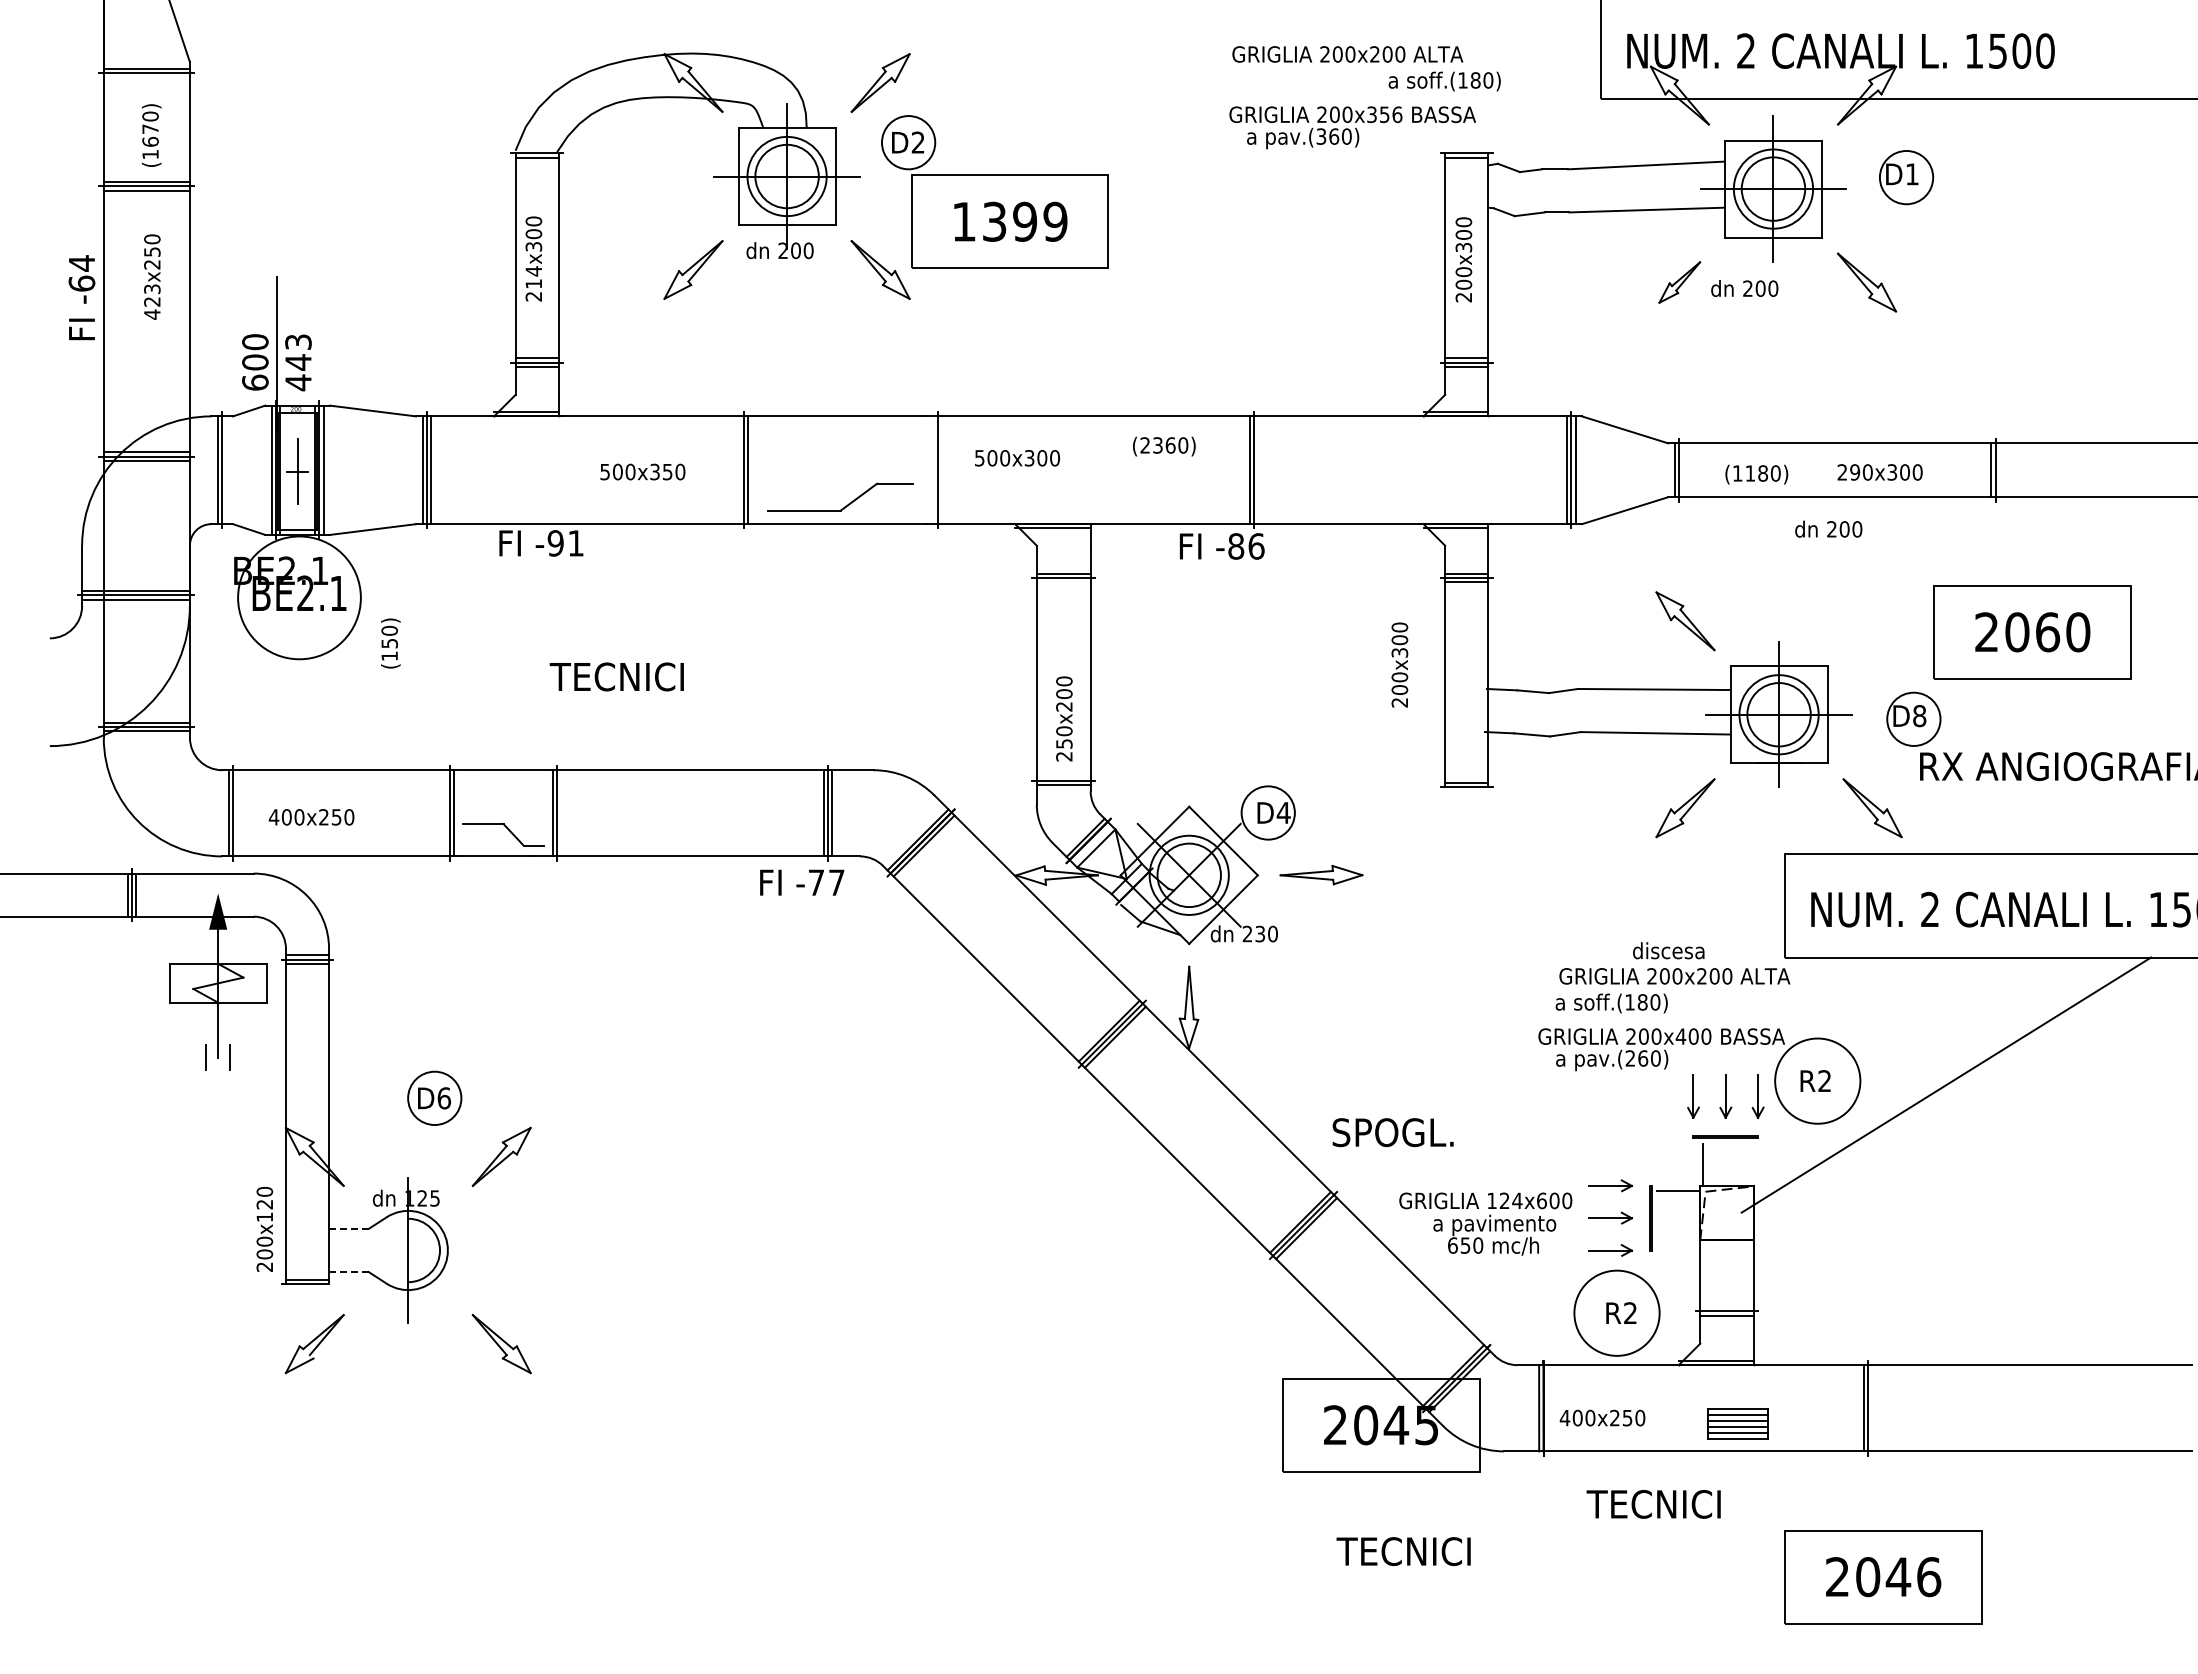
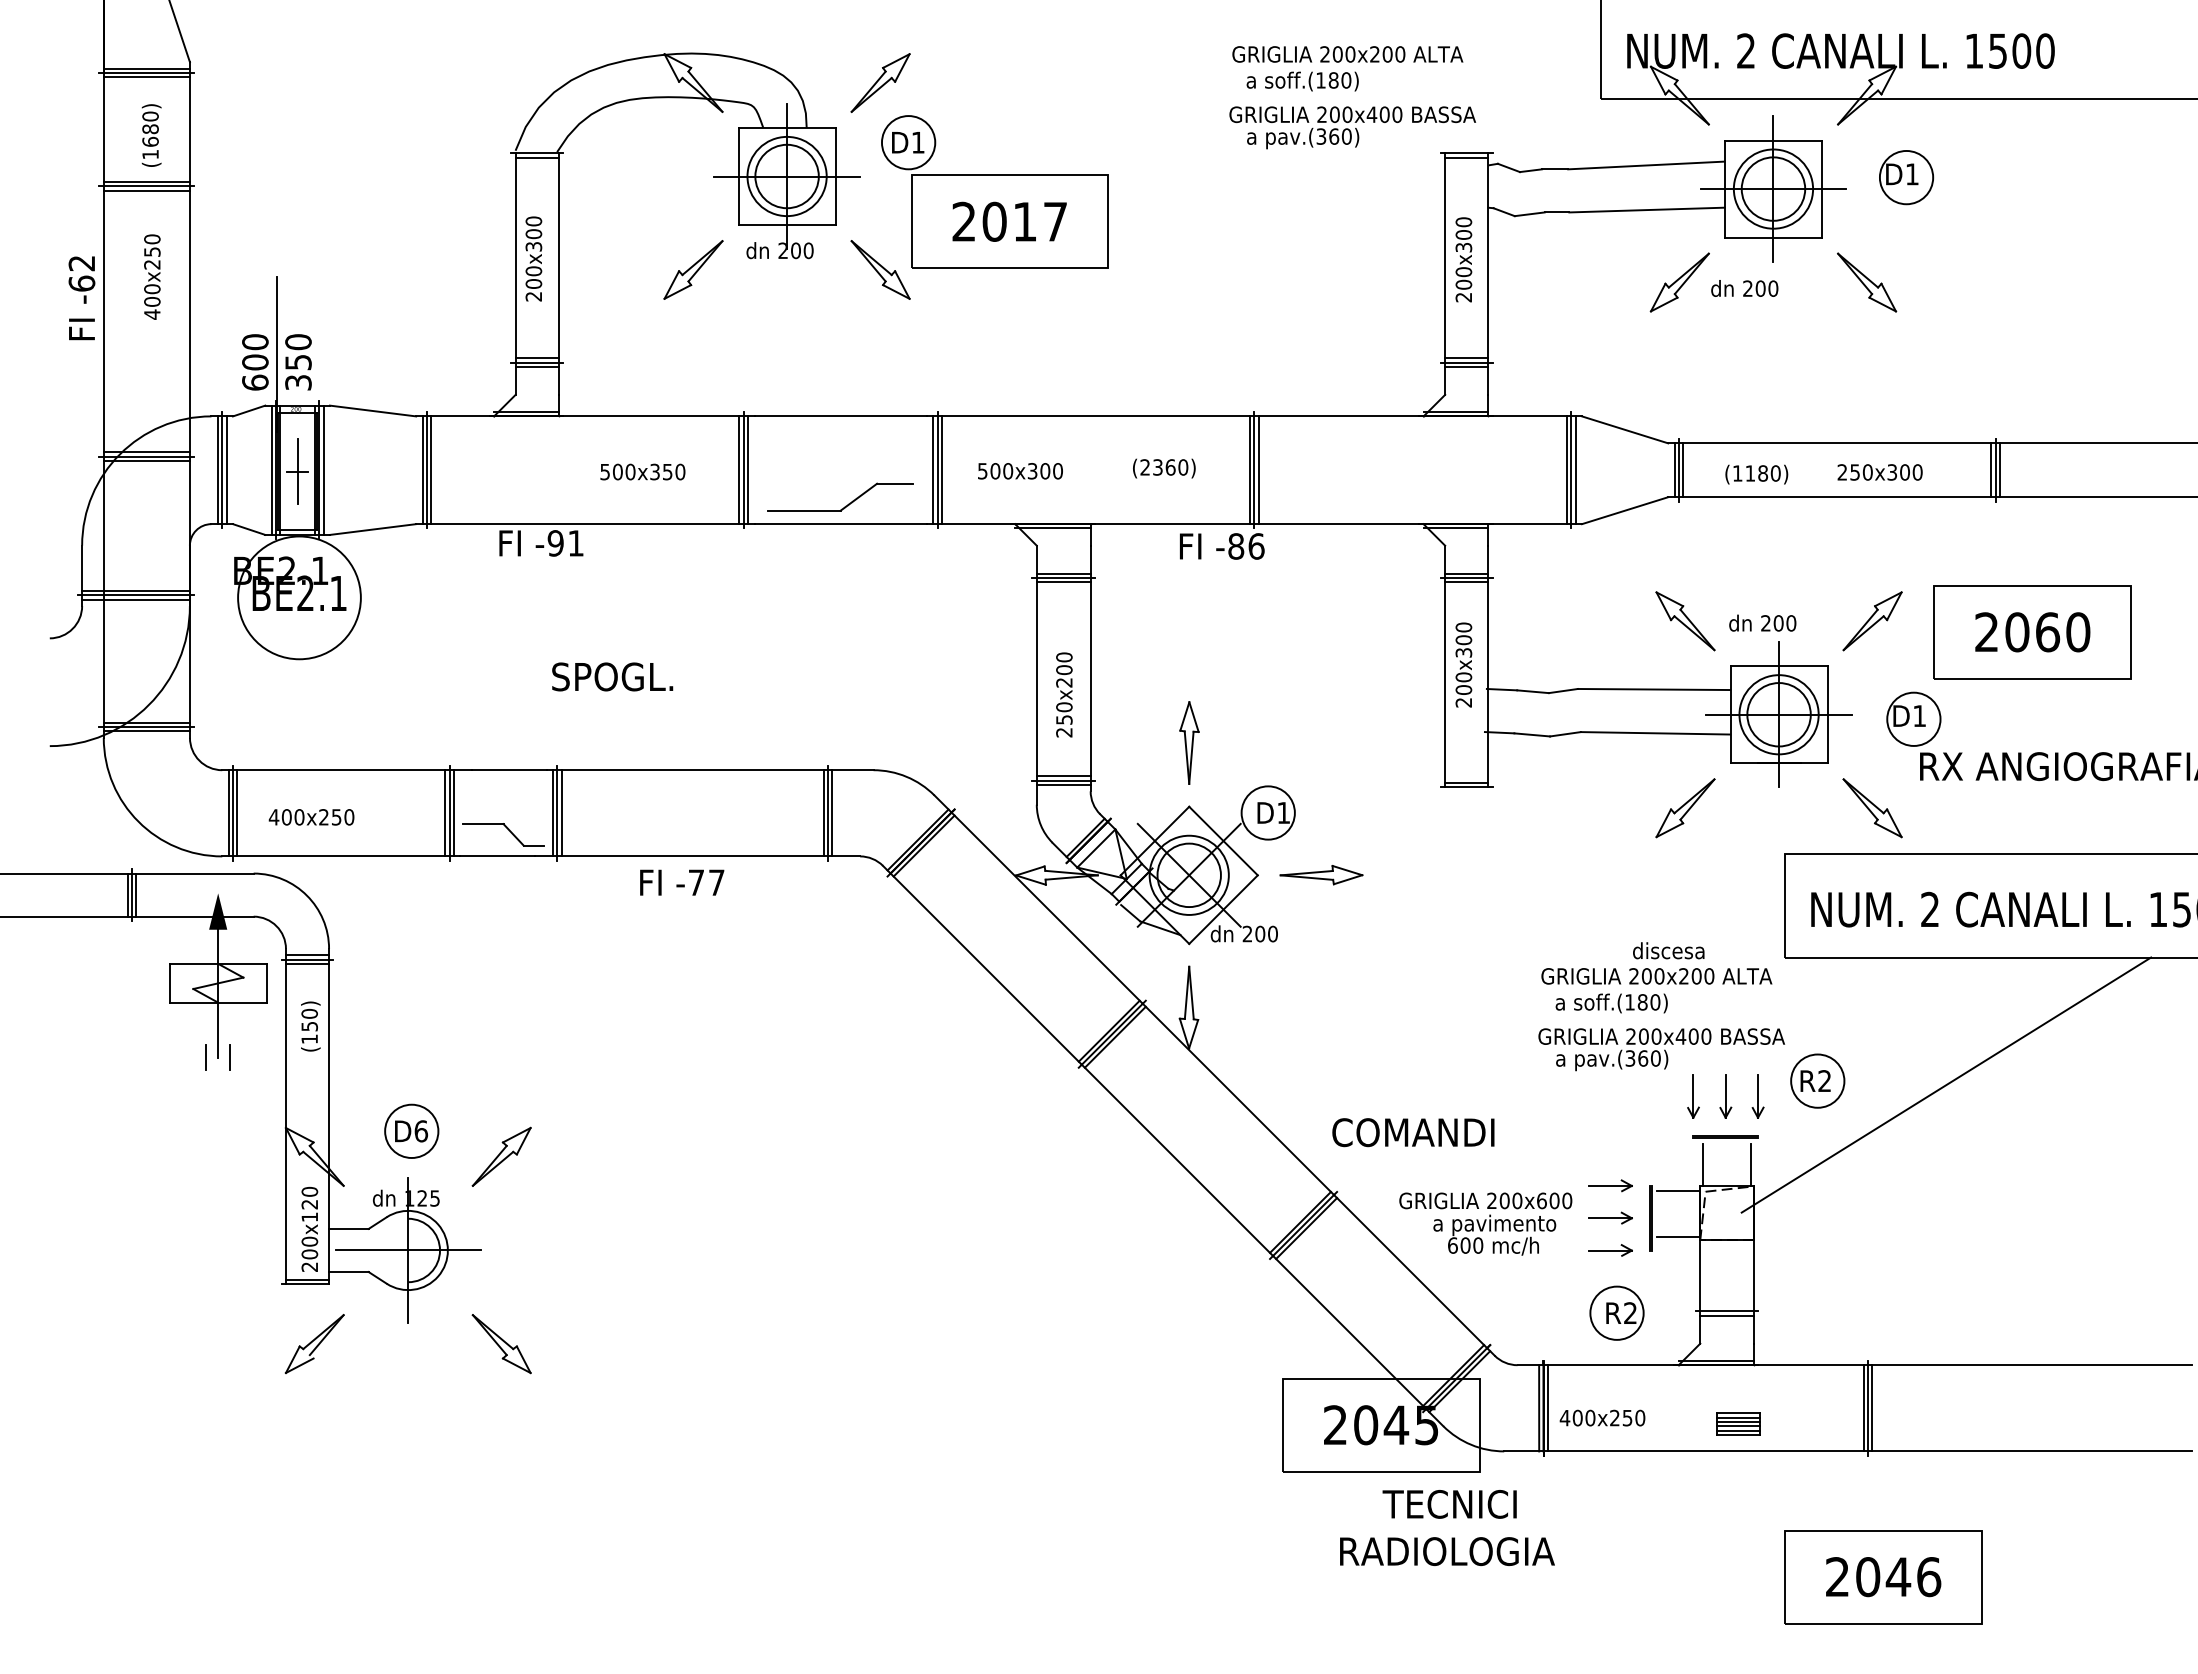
line: none -> present (146, 77)
text position: (1444, 81) -> (1302, 81) (1302, 81)
text: 200x356 -> 200x400 (1384, 114)
text: (1670) -> (1680) (150, 129)
text: D2 -> D1 (917, 142)
text: 1399 -> 2017 (1009, 221)
text: -64 -> -62 (81, 263)
text: 214x300 -> 200x300 (533, 277)
part size: 44x43 px -> 61x61 px (1679, 282)
text: 423x250 -> 400x250 (152, 295)
text: 443 -> 350 (298, 362)
text position: (1164, 446) -> (1164, 468) (1164, 468)
text position: (1017, 458) -> (1020, 471) (1020, 471)
line: none -> present (226, 470)
line: none -> present (739, 470)
line: none -> present (933, 470)
line: none -> present (941, 470)
line: none -> present (1258, 470)
line: none -> present (1683, 470)
line: none -> present (2000, 470)
text: 290x300 -> 250x300 (1855, 472)
text position: (1828, 528) -> (1762, 622) (1762, 622)
line: none -> present (1063, 582)
part: none -> present (1872, 621)
text position: (390, 643) -> (310, 1026) (310, 1026)
text position: (1399, 664) -> (1463, 664) (1463, 664)
text: TECNICI -> SPOGL. (616, 676)
text: D8 -> D1 (1919, 716)
text position: (1064, 718) -> (1064, 694) (1064, 694)
part: none -> present (1189, 742)
line: none -> present (1063, 776)
text: D4 -> D1 (1283, 812)
line: none -> present (237, 813)
line: none -> present (445, 813)
line: none -> present (561, 813)
text position: (802, 882) -> (682, 882) (682, 882)
text: 230 -> 200 (1260, 933)
text position: (1674, 976) -> (1656, 976) (1656, 976)
text: pav.(260) -> pav.(360) (1630, 1058)
circle diameter: 85 px -> 53 px (1817, 1080)
part position: (434, 1097) -> (411, 1130) (411, 1130)
text: SPOGL. -> COMANDI (1413, 1132)
line: none -> present (1750, 1165)
text: 124x600 -> 200x600 (1504, 1200)
text position: (264, 1228) -> (309, 1228) (309, 1228)
line: dashed -> solid (348, 1228)
line: none -> present (1678, 1237)
text: 650 -> 600 (1465, 1245)
line: none -> present (408, 1250)
line: dashed -> solid (348, 1272)
circle diameter: 85 px -> 53 px (1616, 1312)
line: none -> present (1547, 1408)
line: none -> present (1872, 1408)
part size: 62x32 px -> 45x24 px (1738, 1423)
text position: (1653, 1504) -> (1449, 1504) (1449, 1504)
text: TECNICI -> RADIOLOGIA (1445, 1551)
